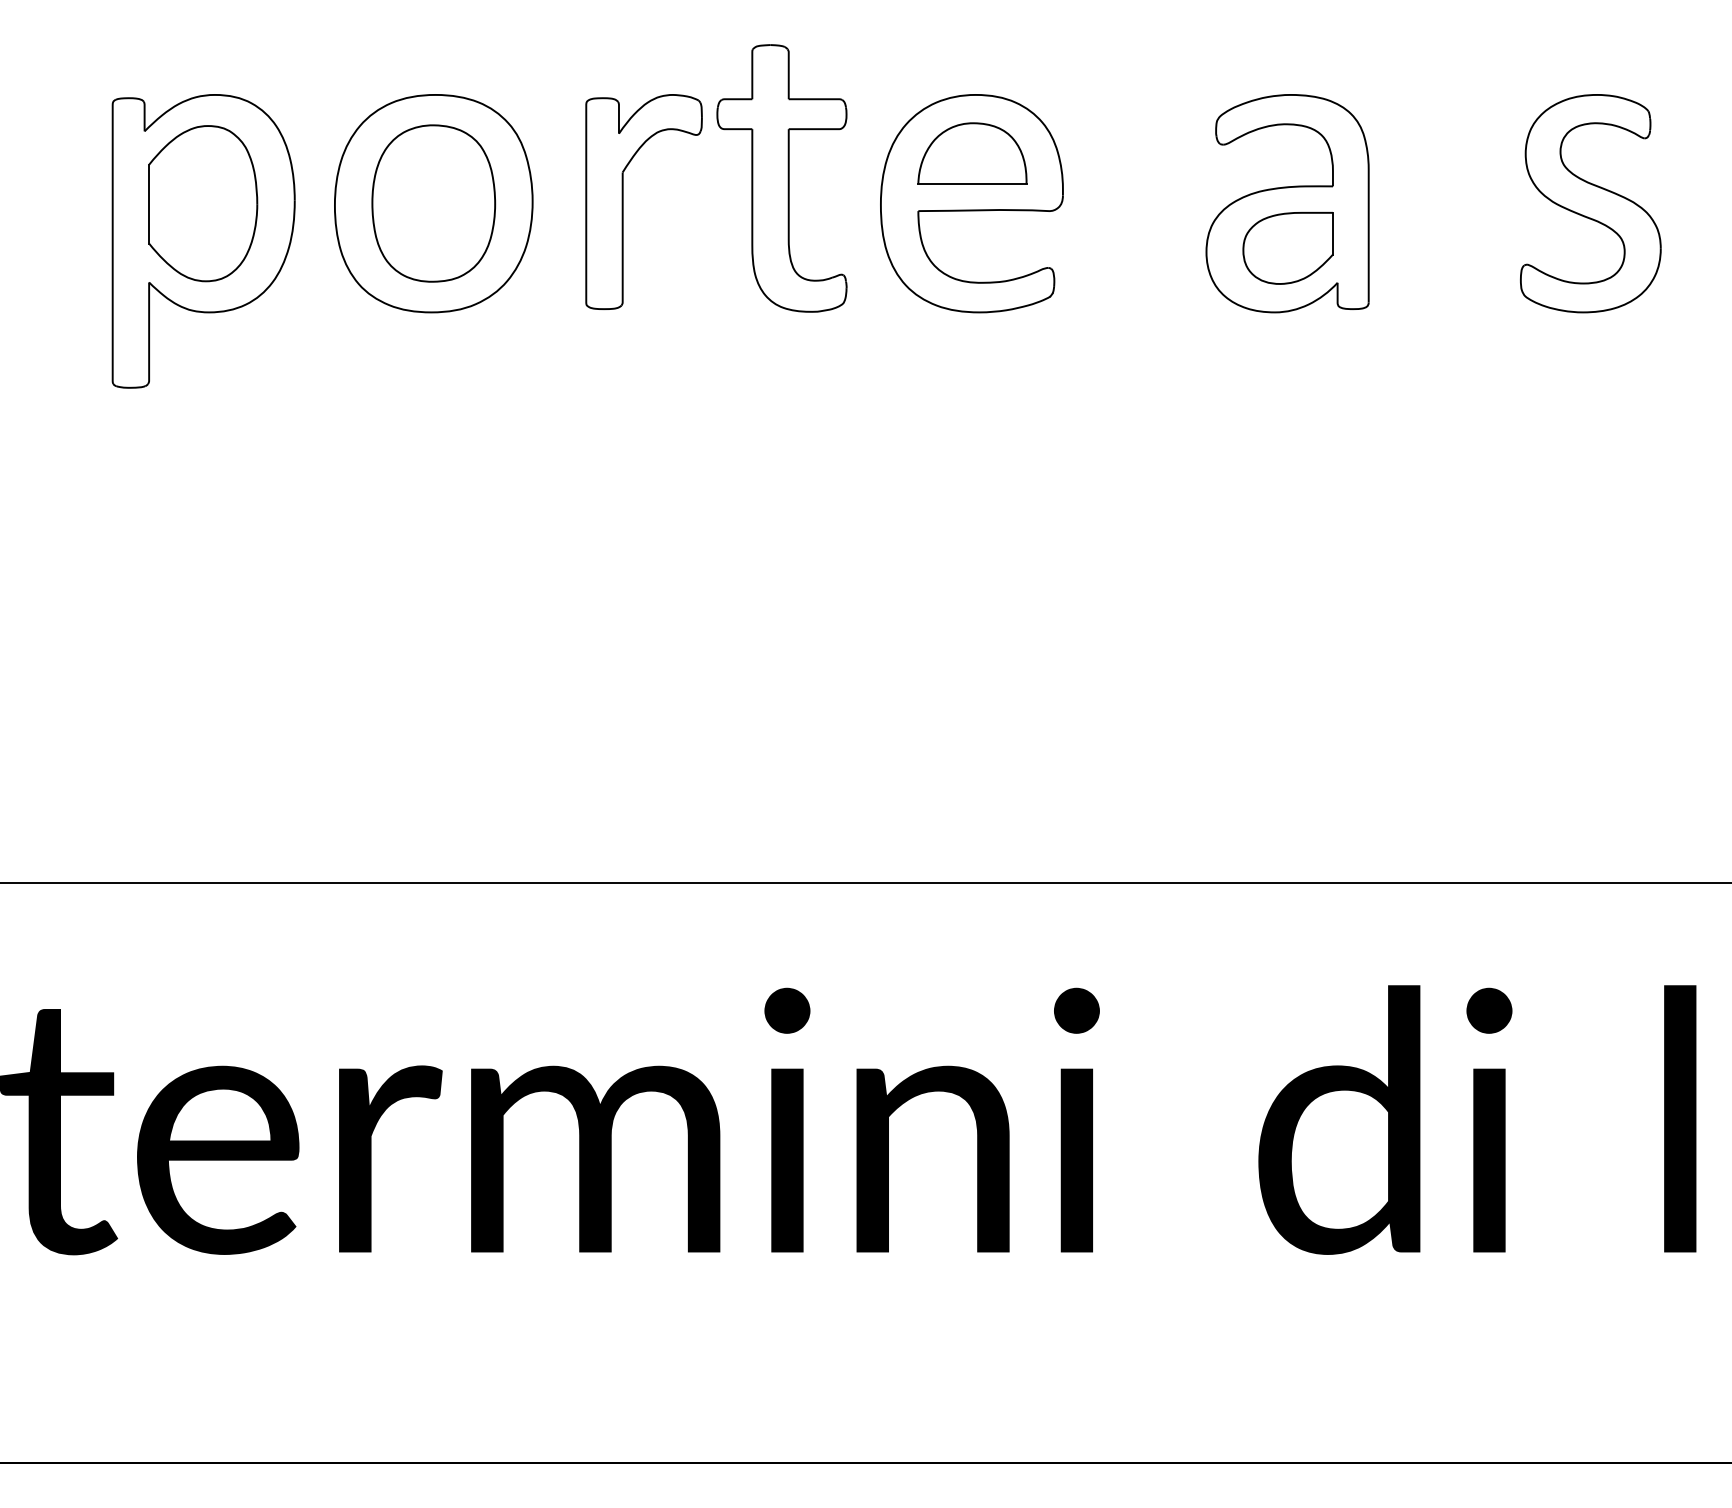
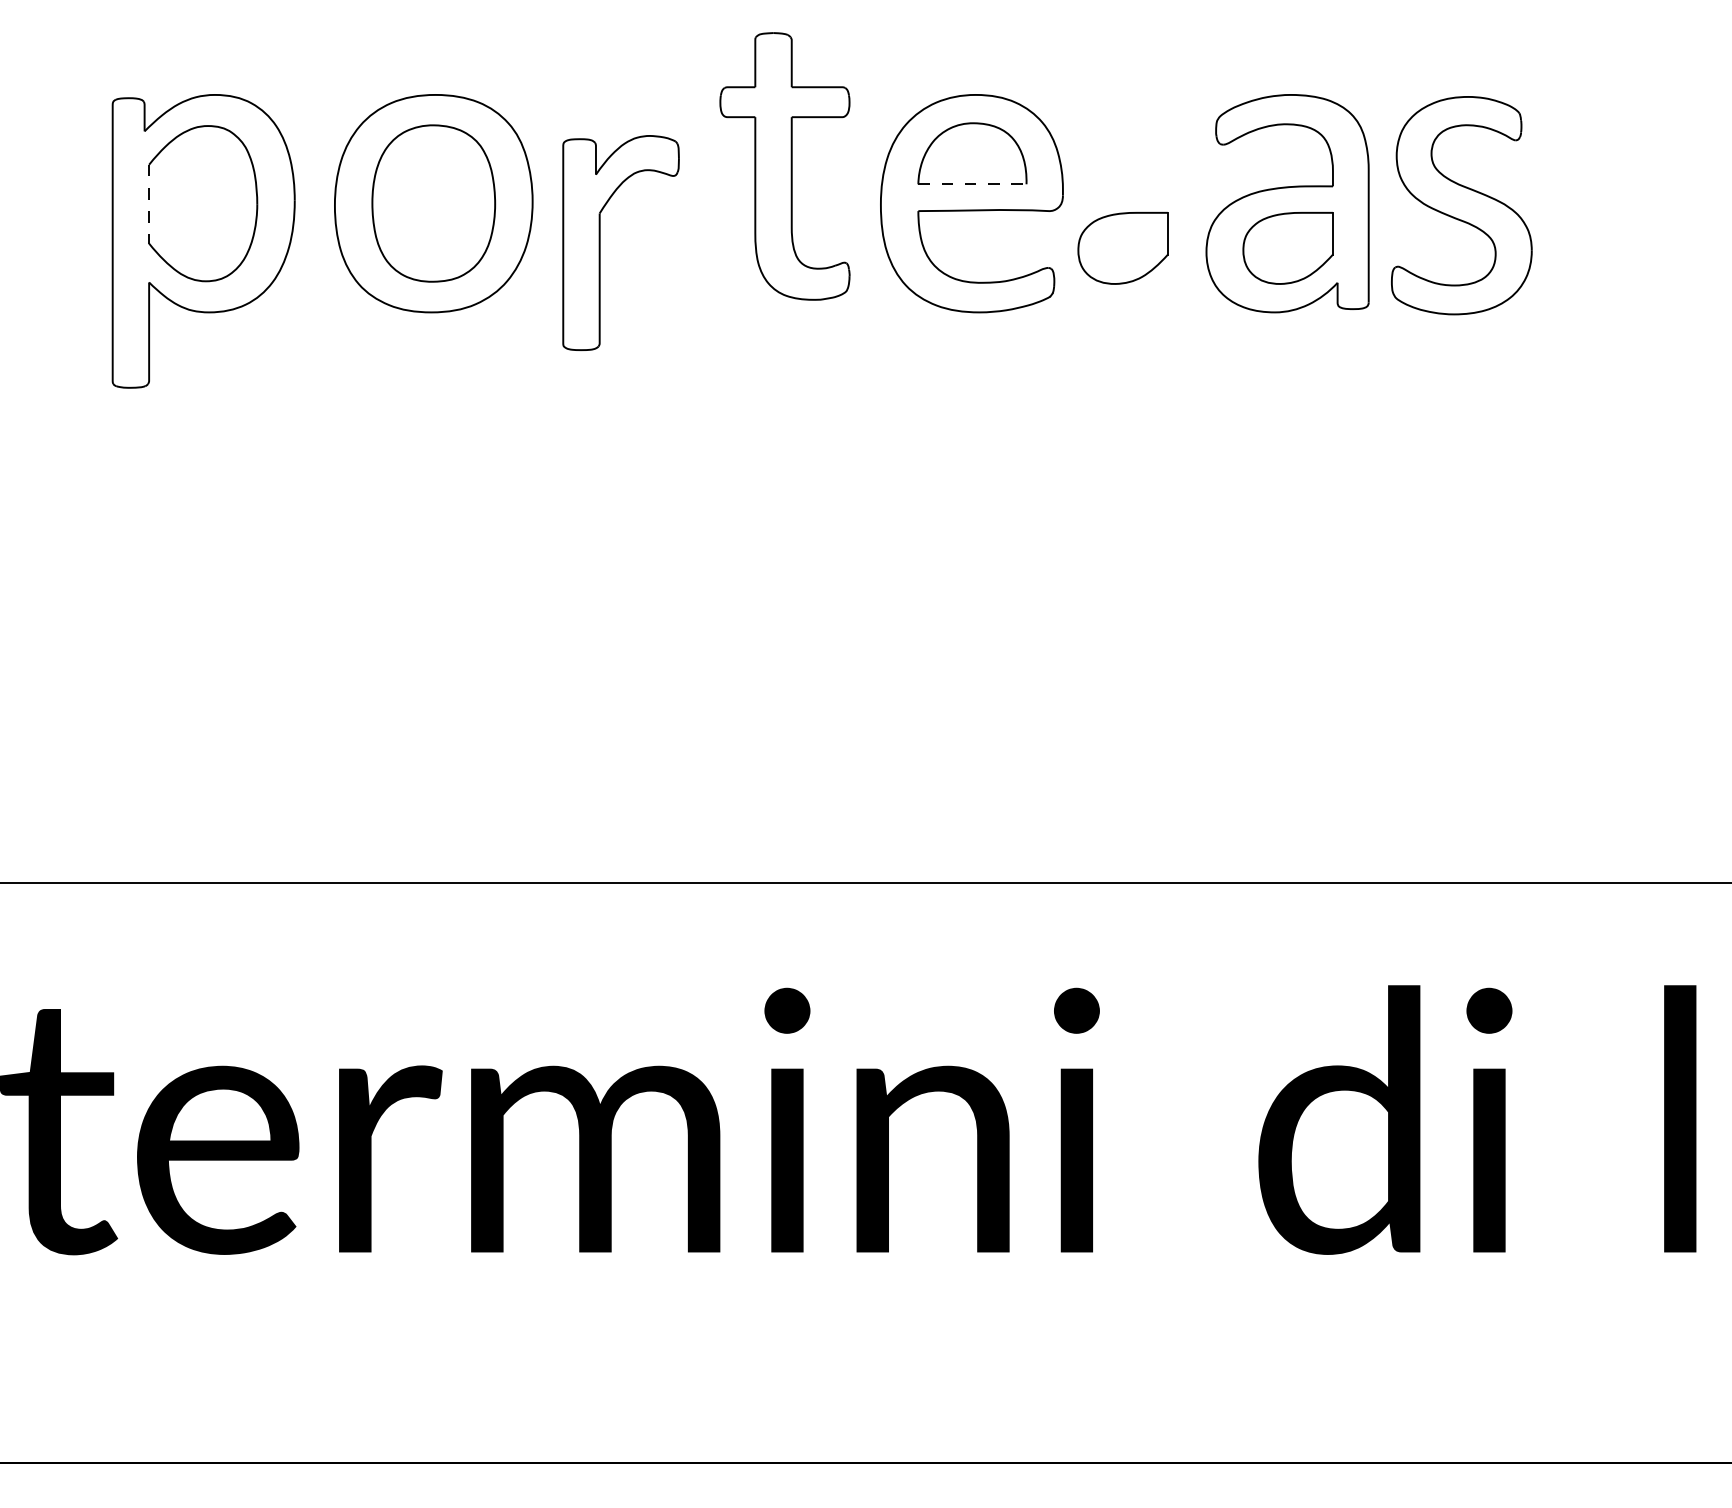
part position: (781, 178) -> (784, 166) (784, 166)
line: solid -> dashed (972, 184)
part position: (623, 201) -> (600, 242) (600, 242)
part position: (1590, 203) -> (1461, 205) (1461, 205)
line: solid -> dashed (149, 204)
part: none -> present (1122, 248)
